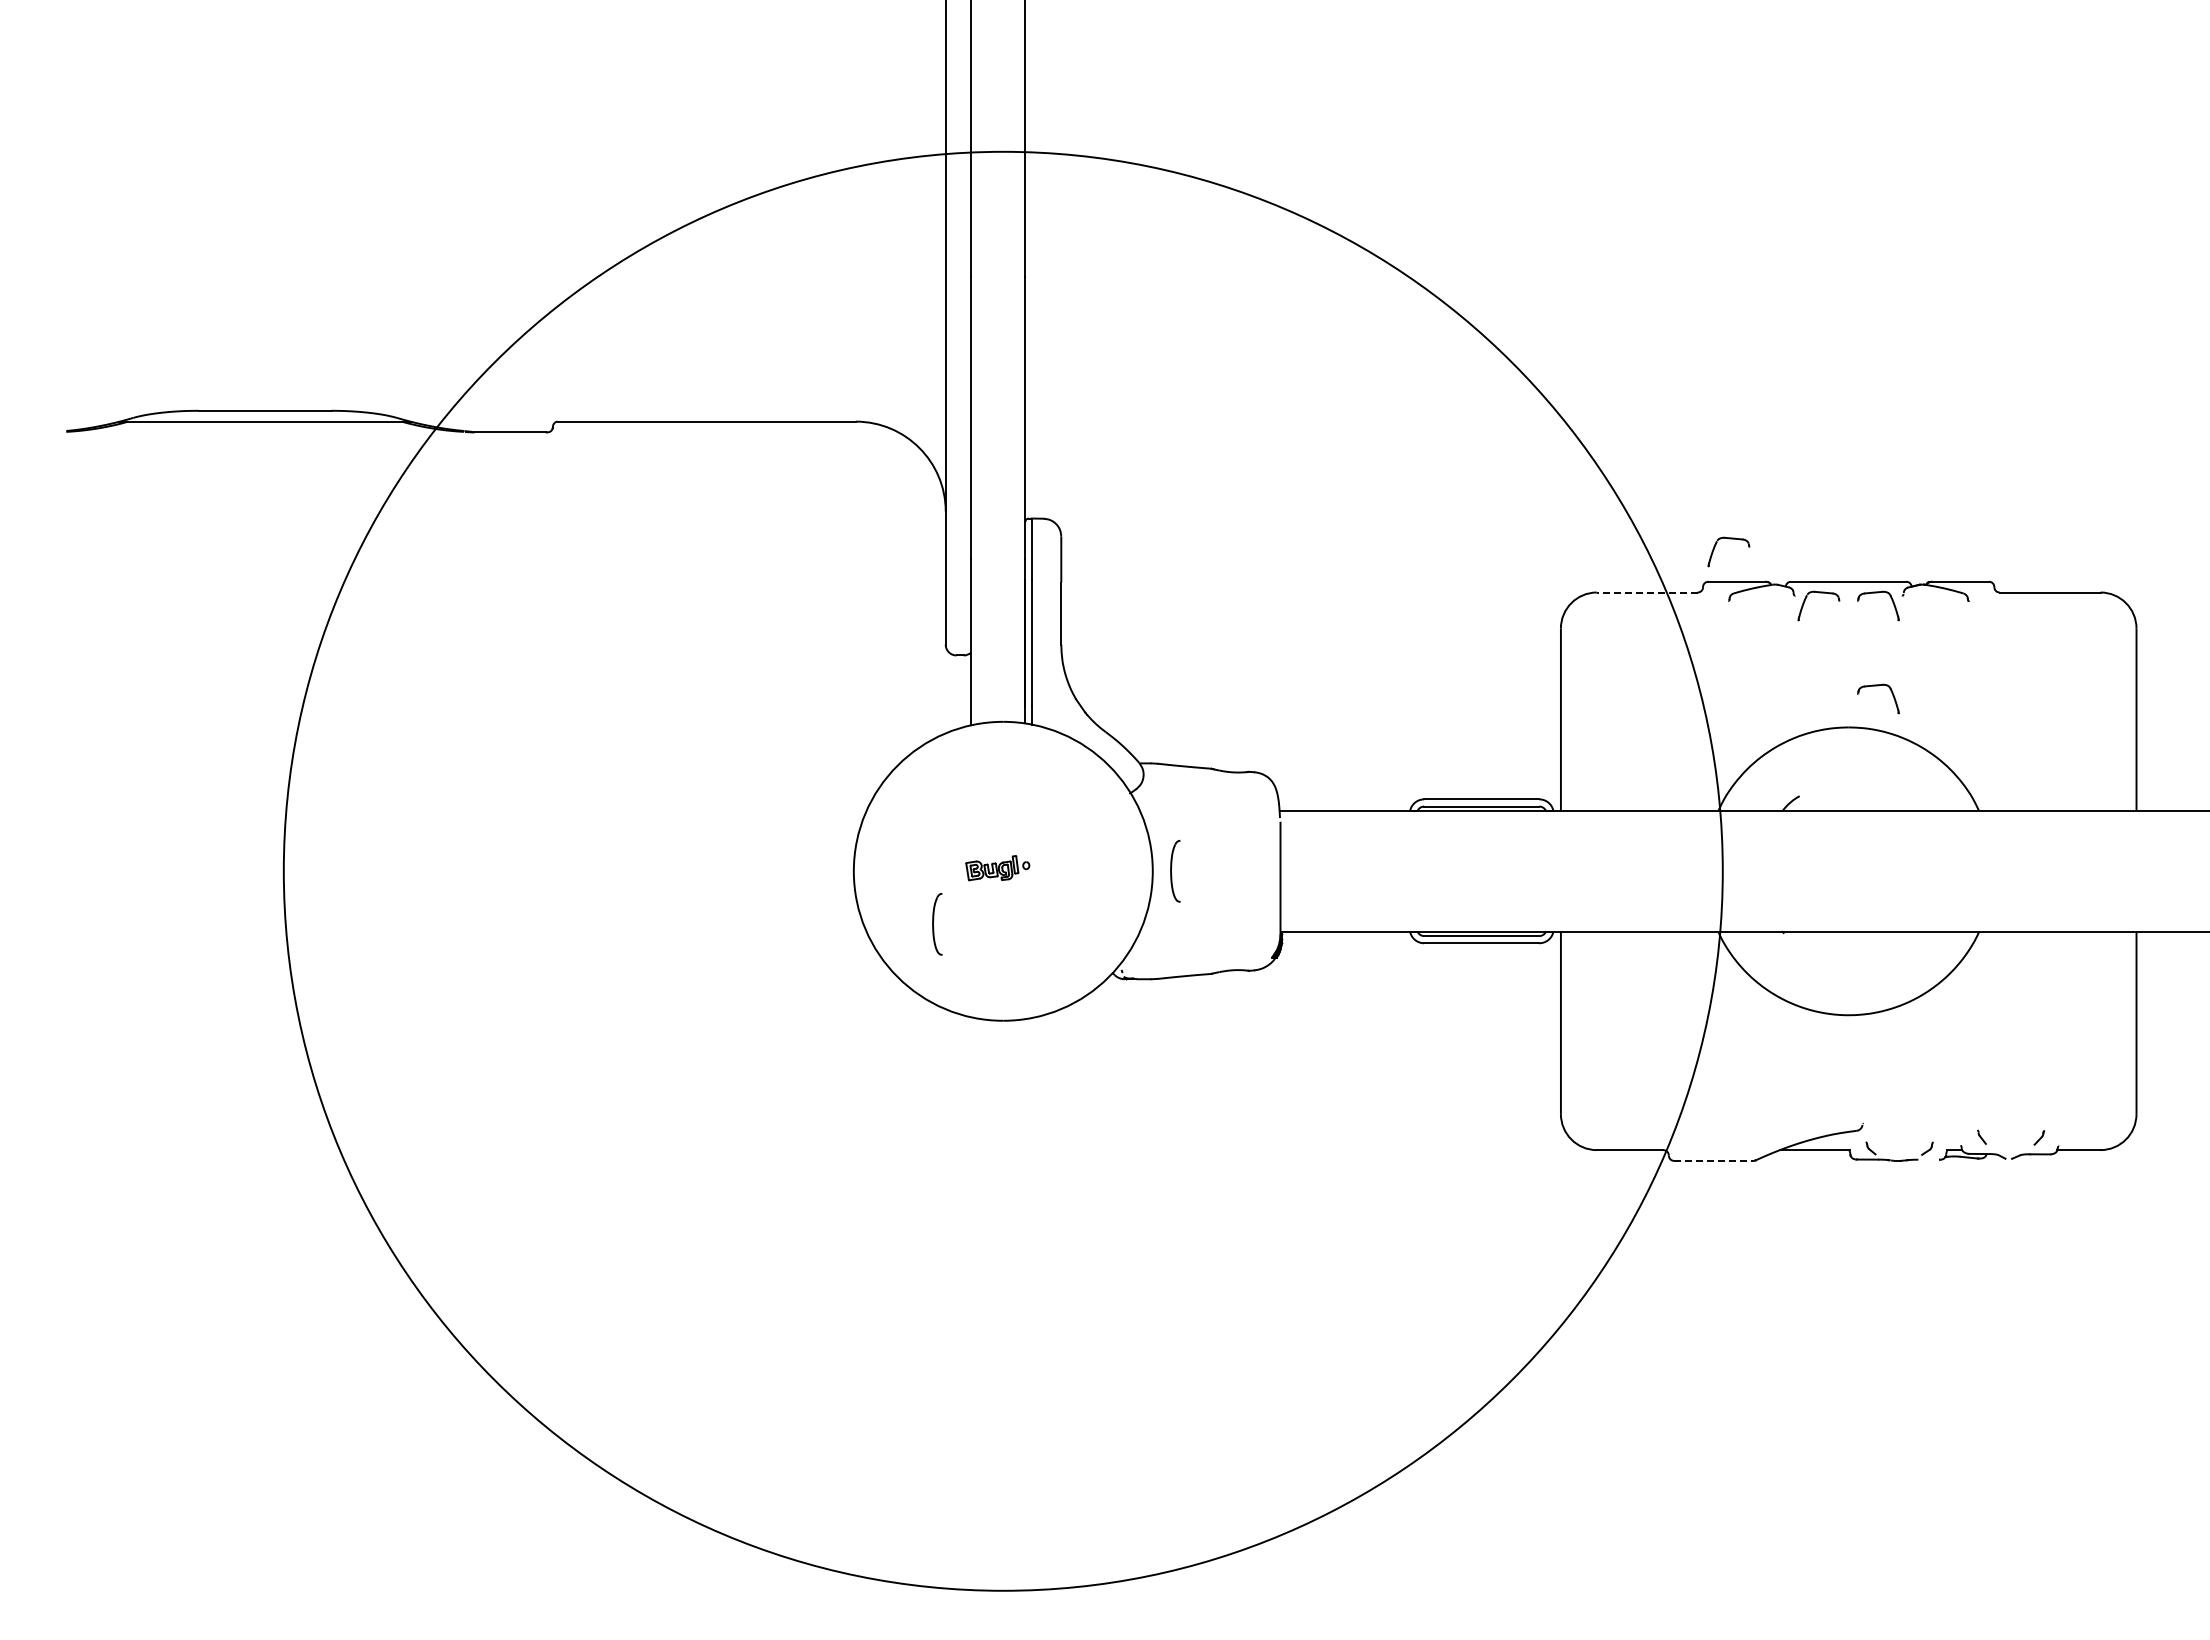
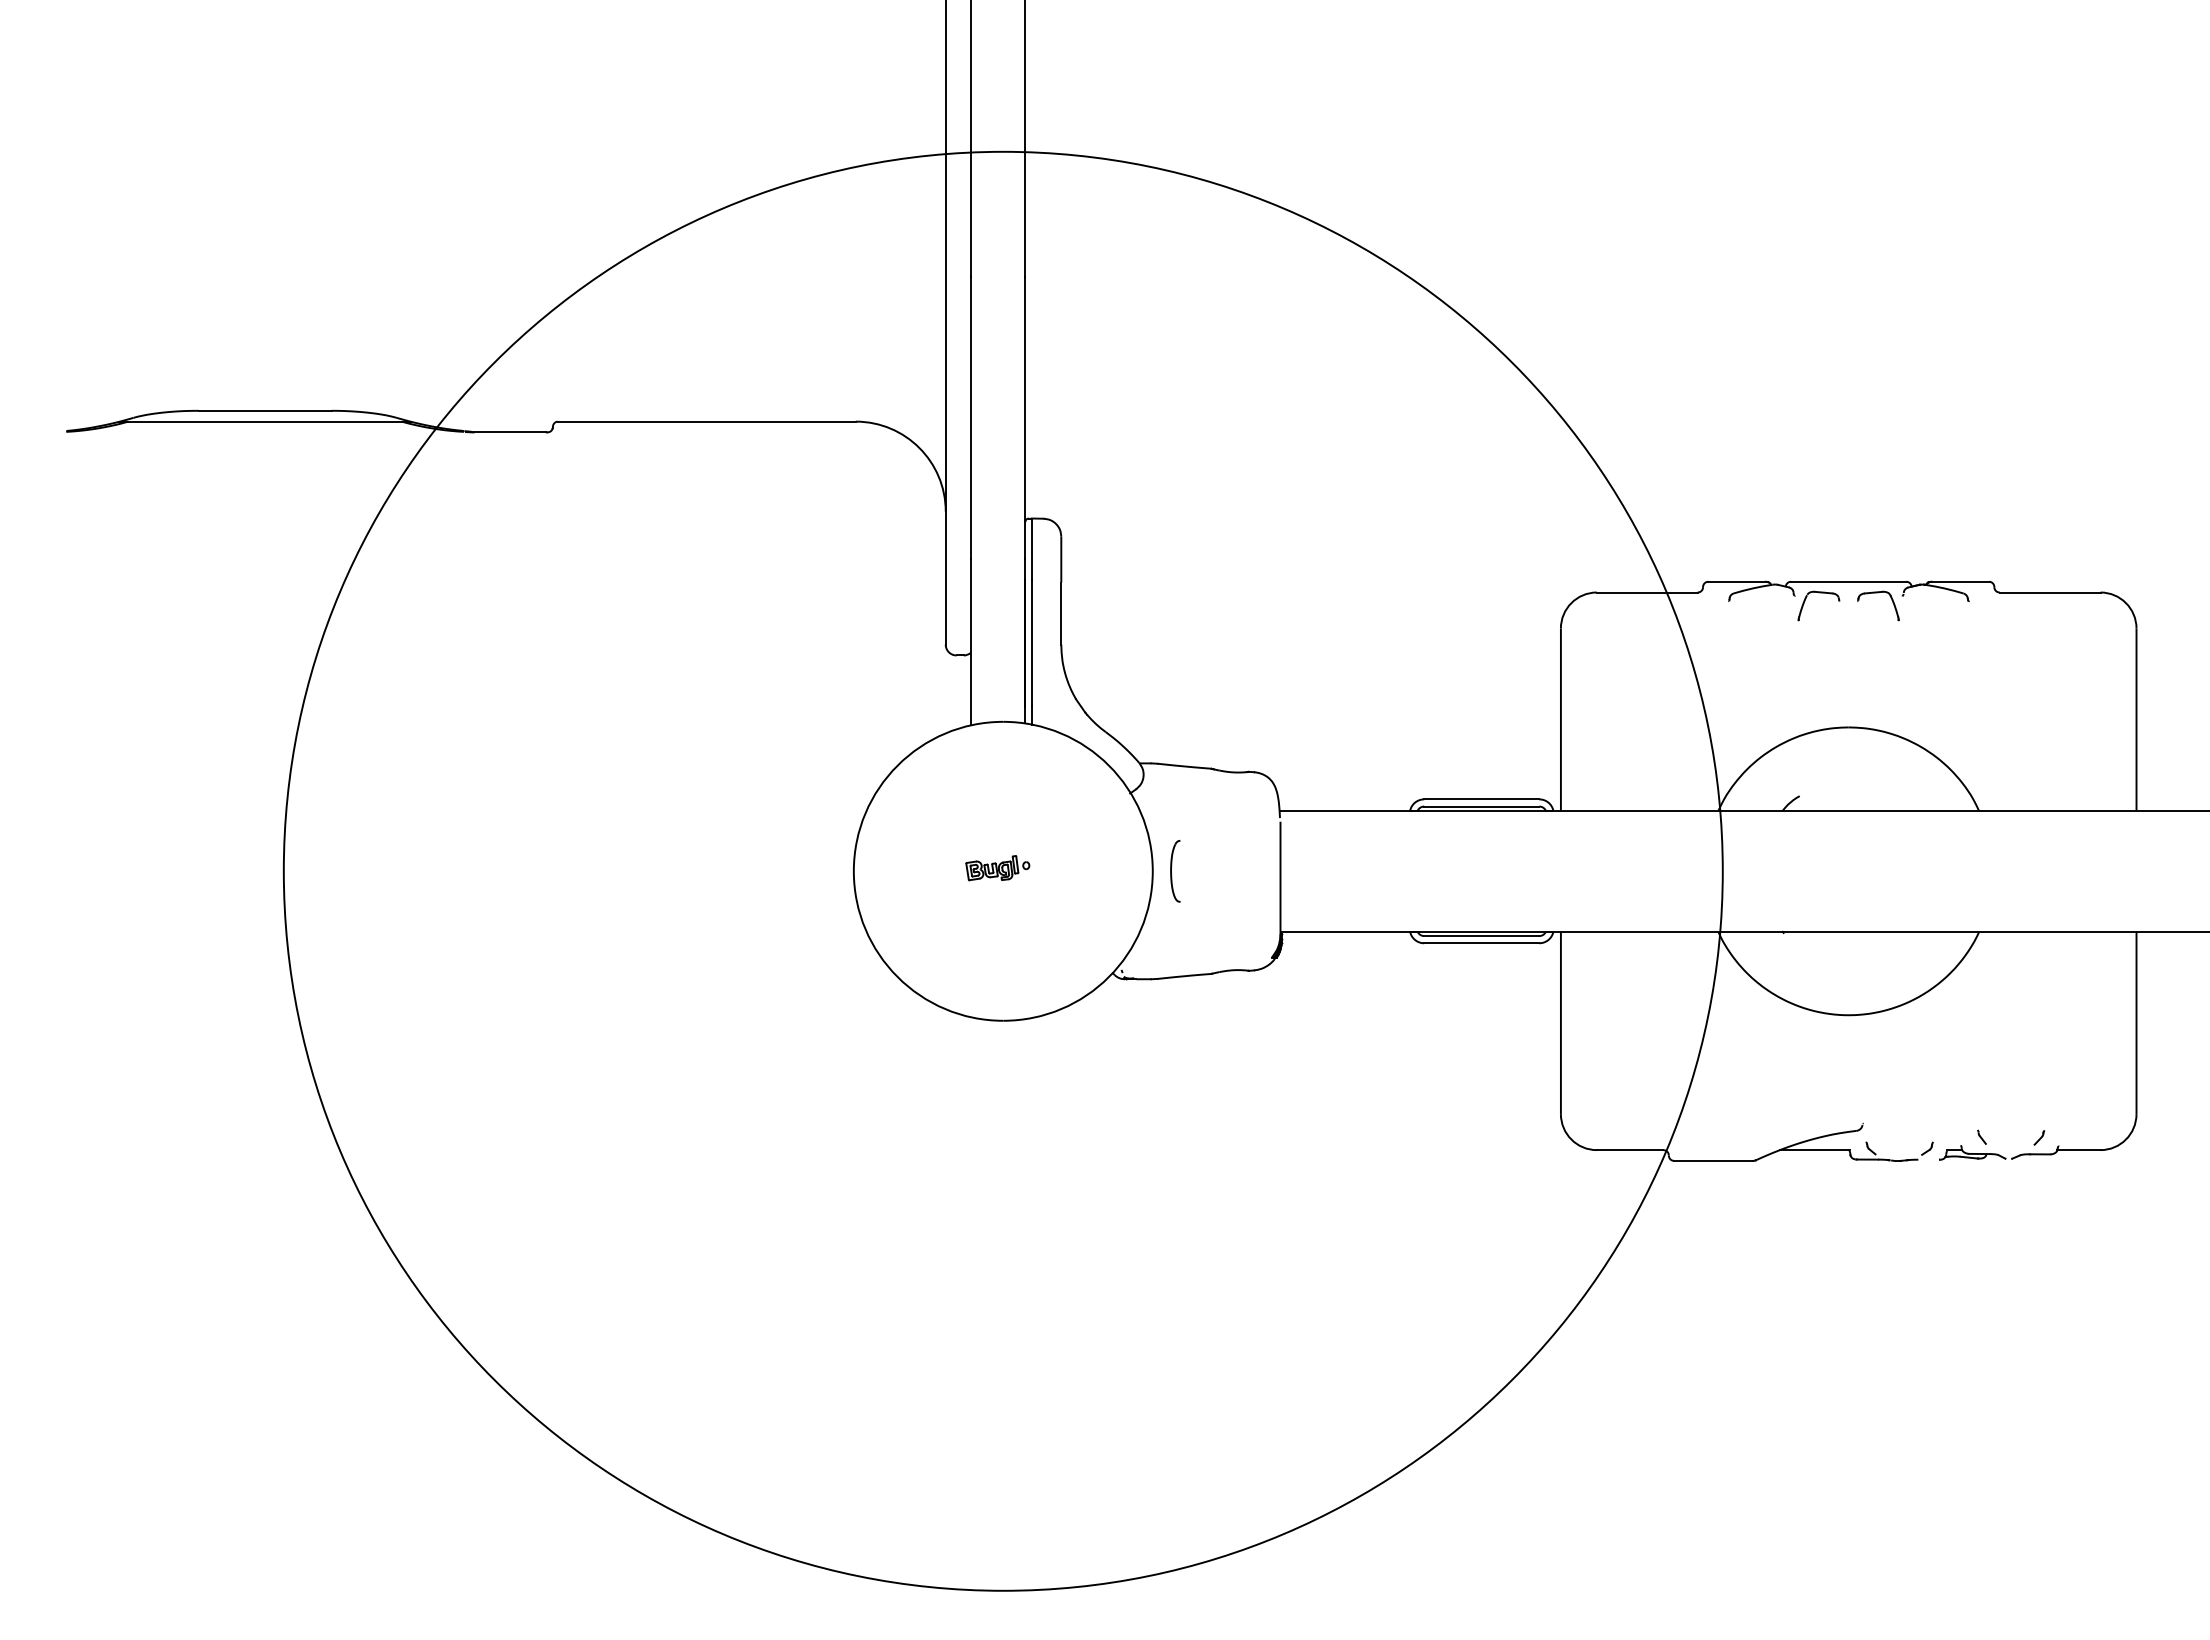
part: present -> none (1728, 539)
line: dashed -> solid (1646, 592)
part: present -> none (1878, 686)
part: present -> none (937, 924)
line: dashed -> solid (1713, 1160)
